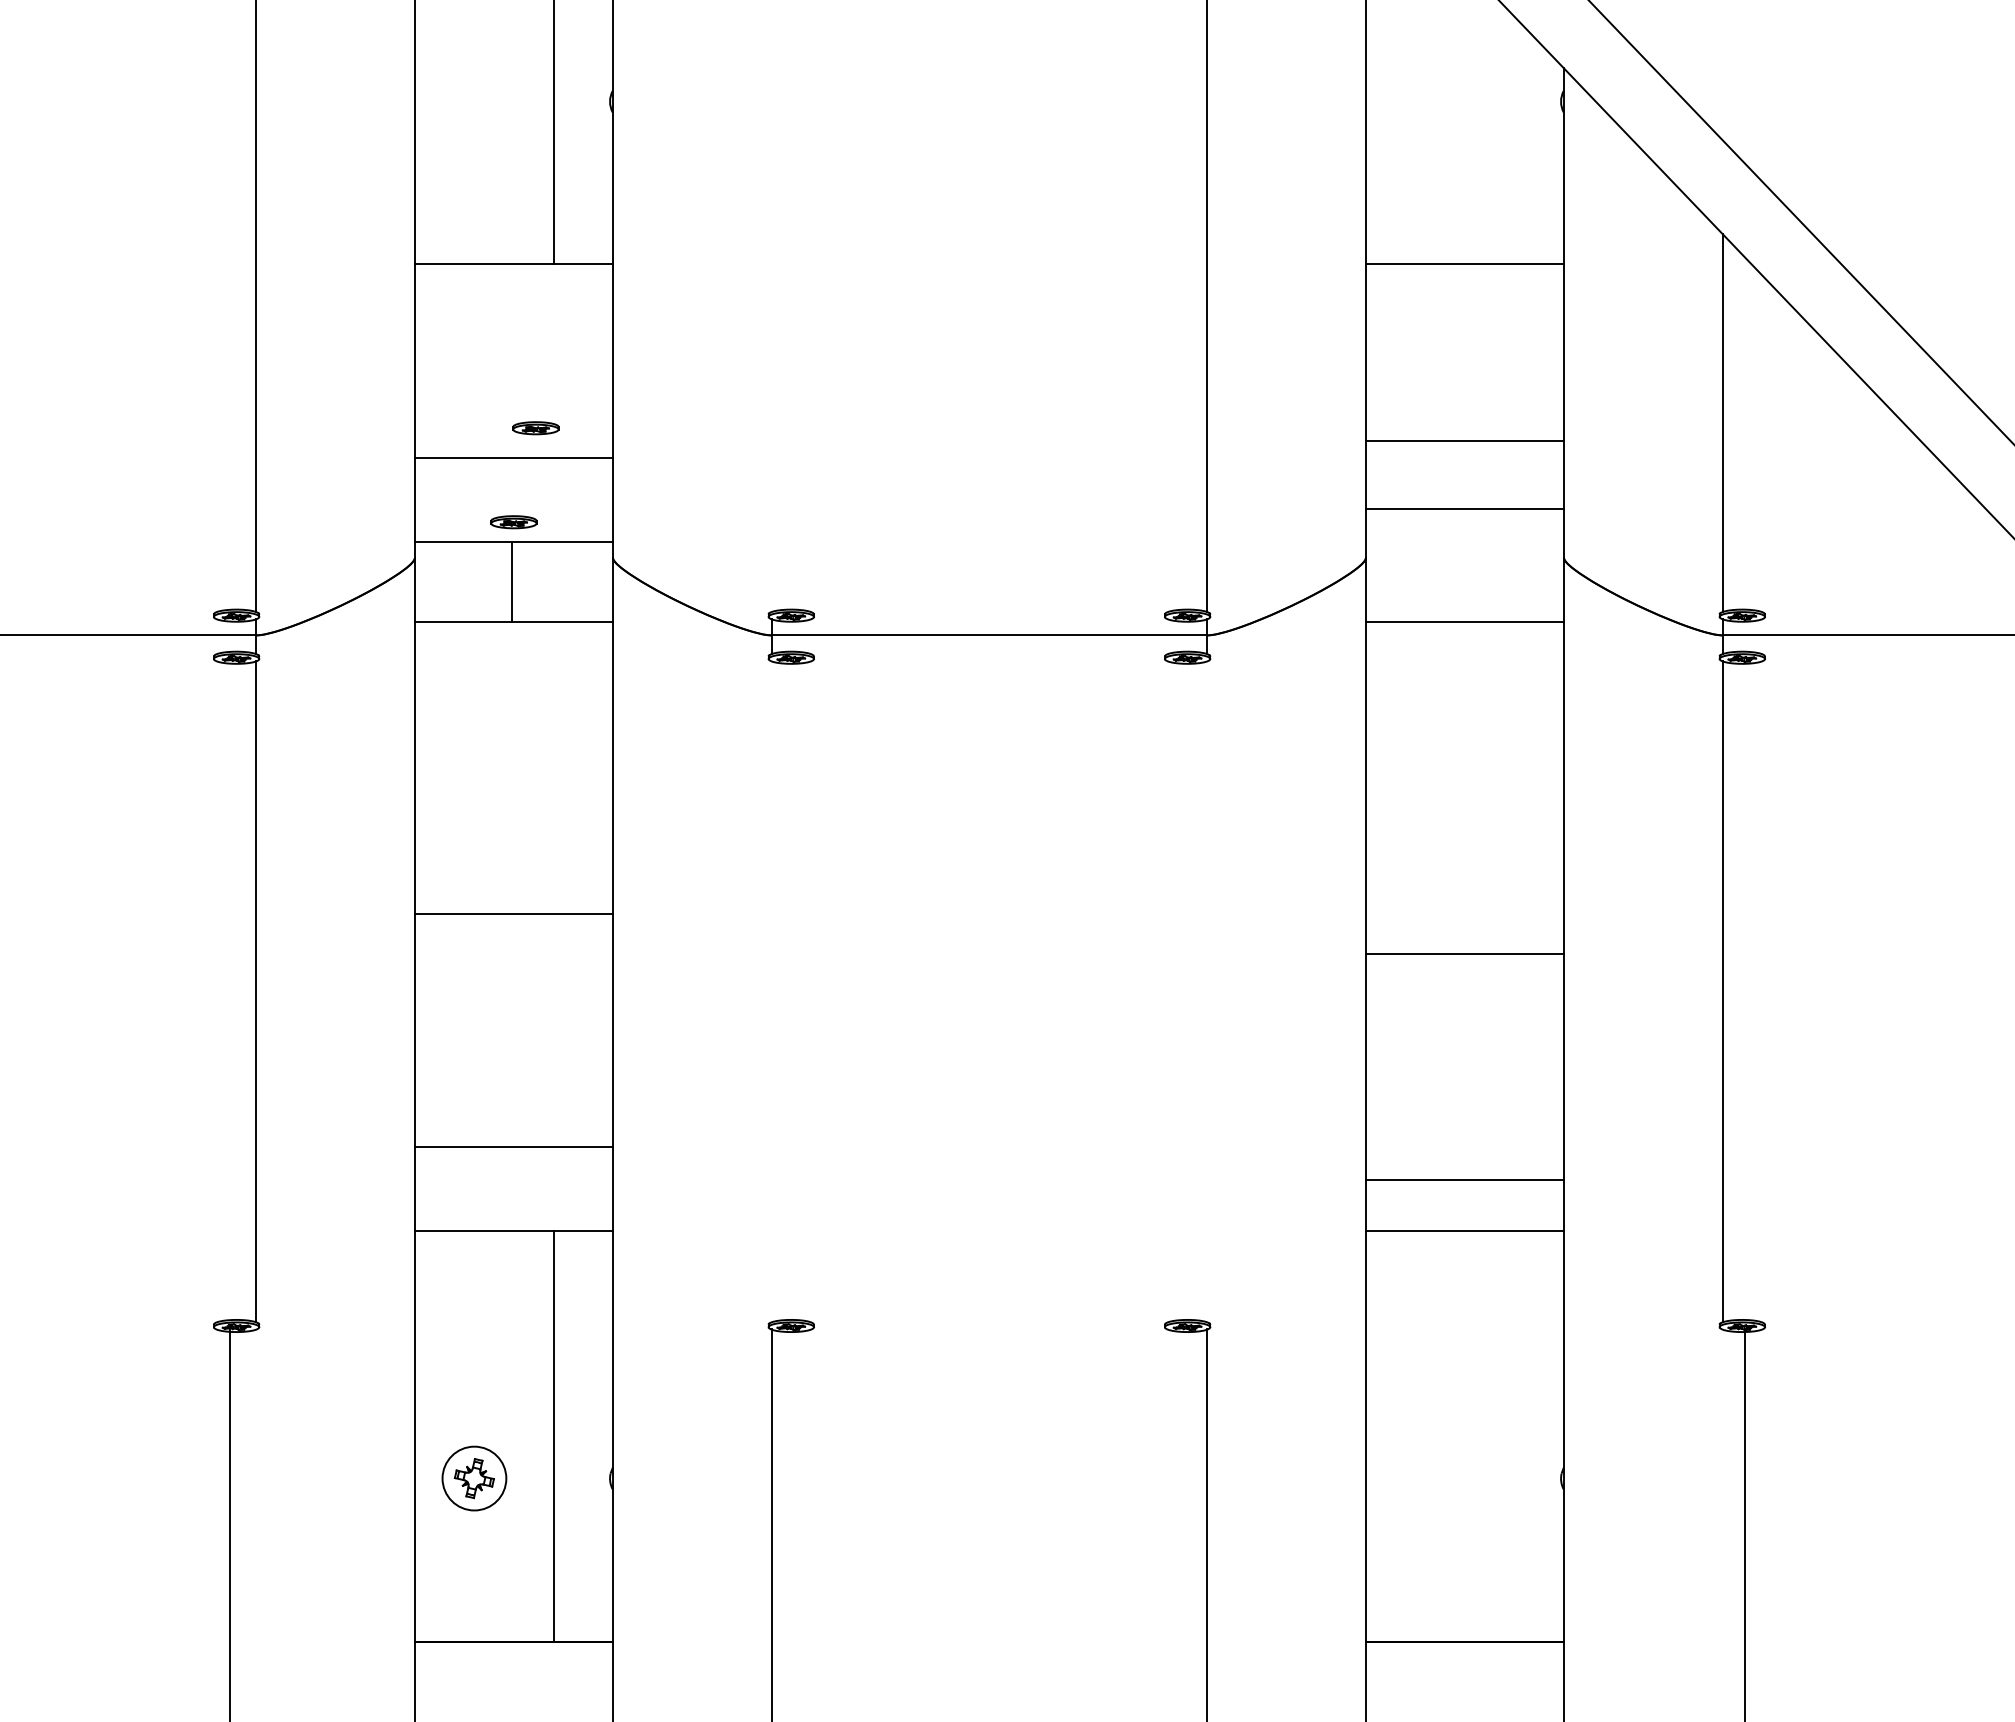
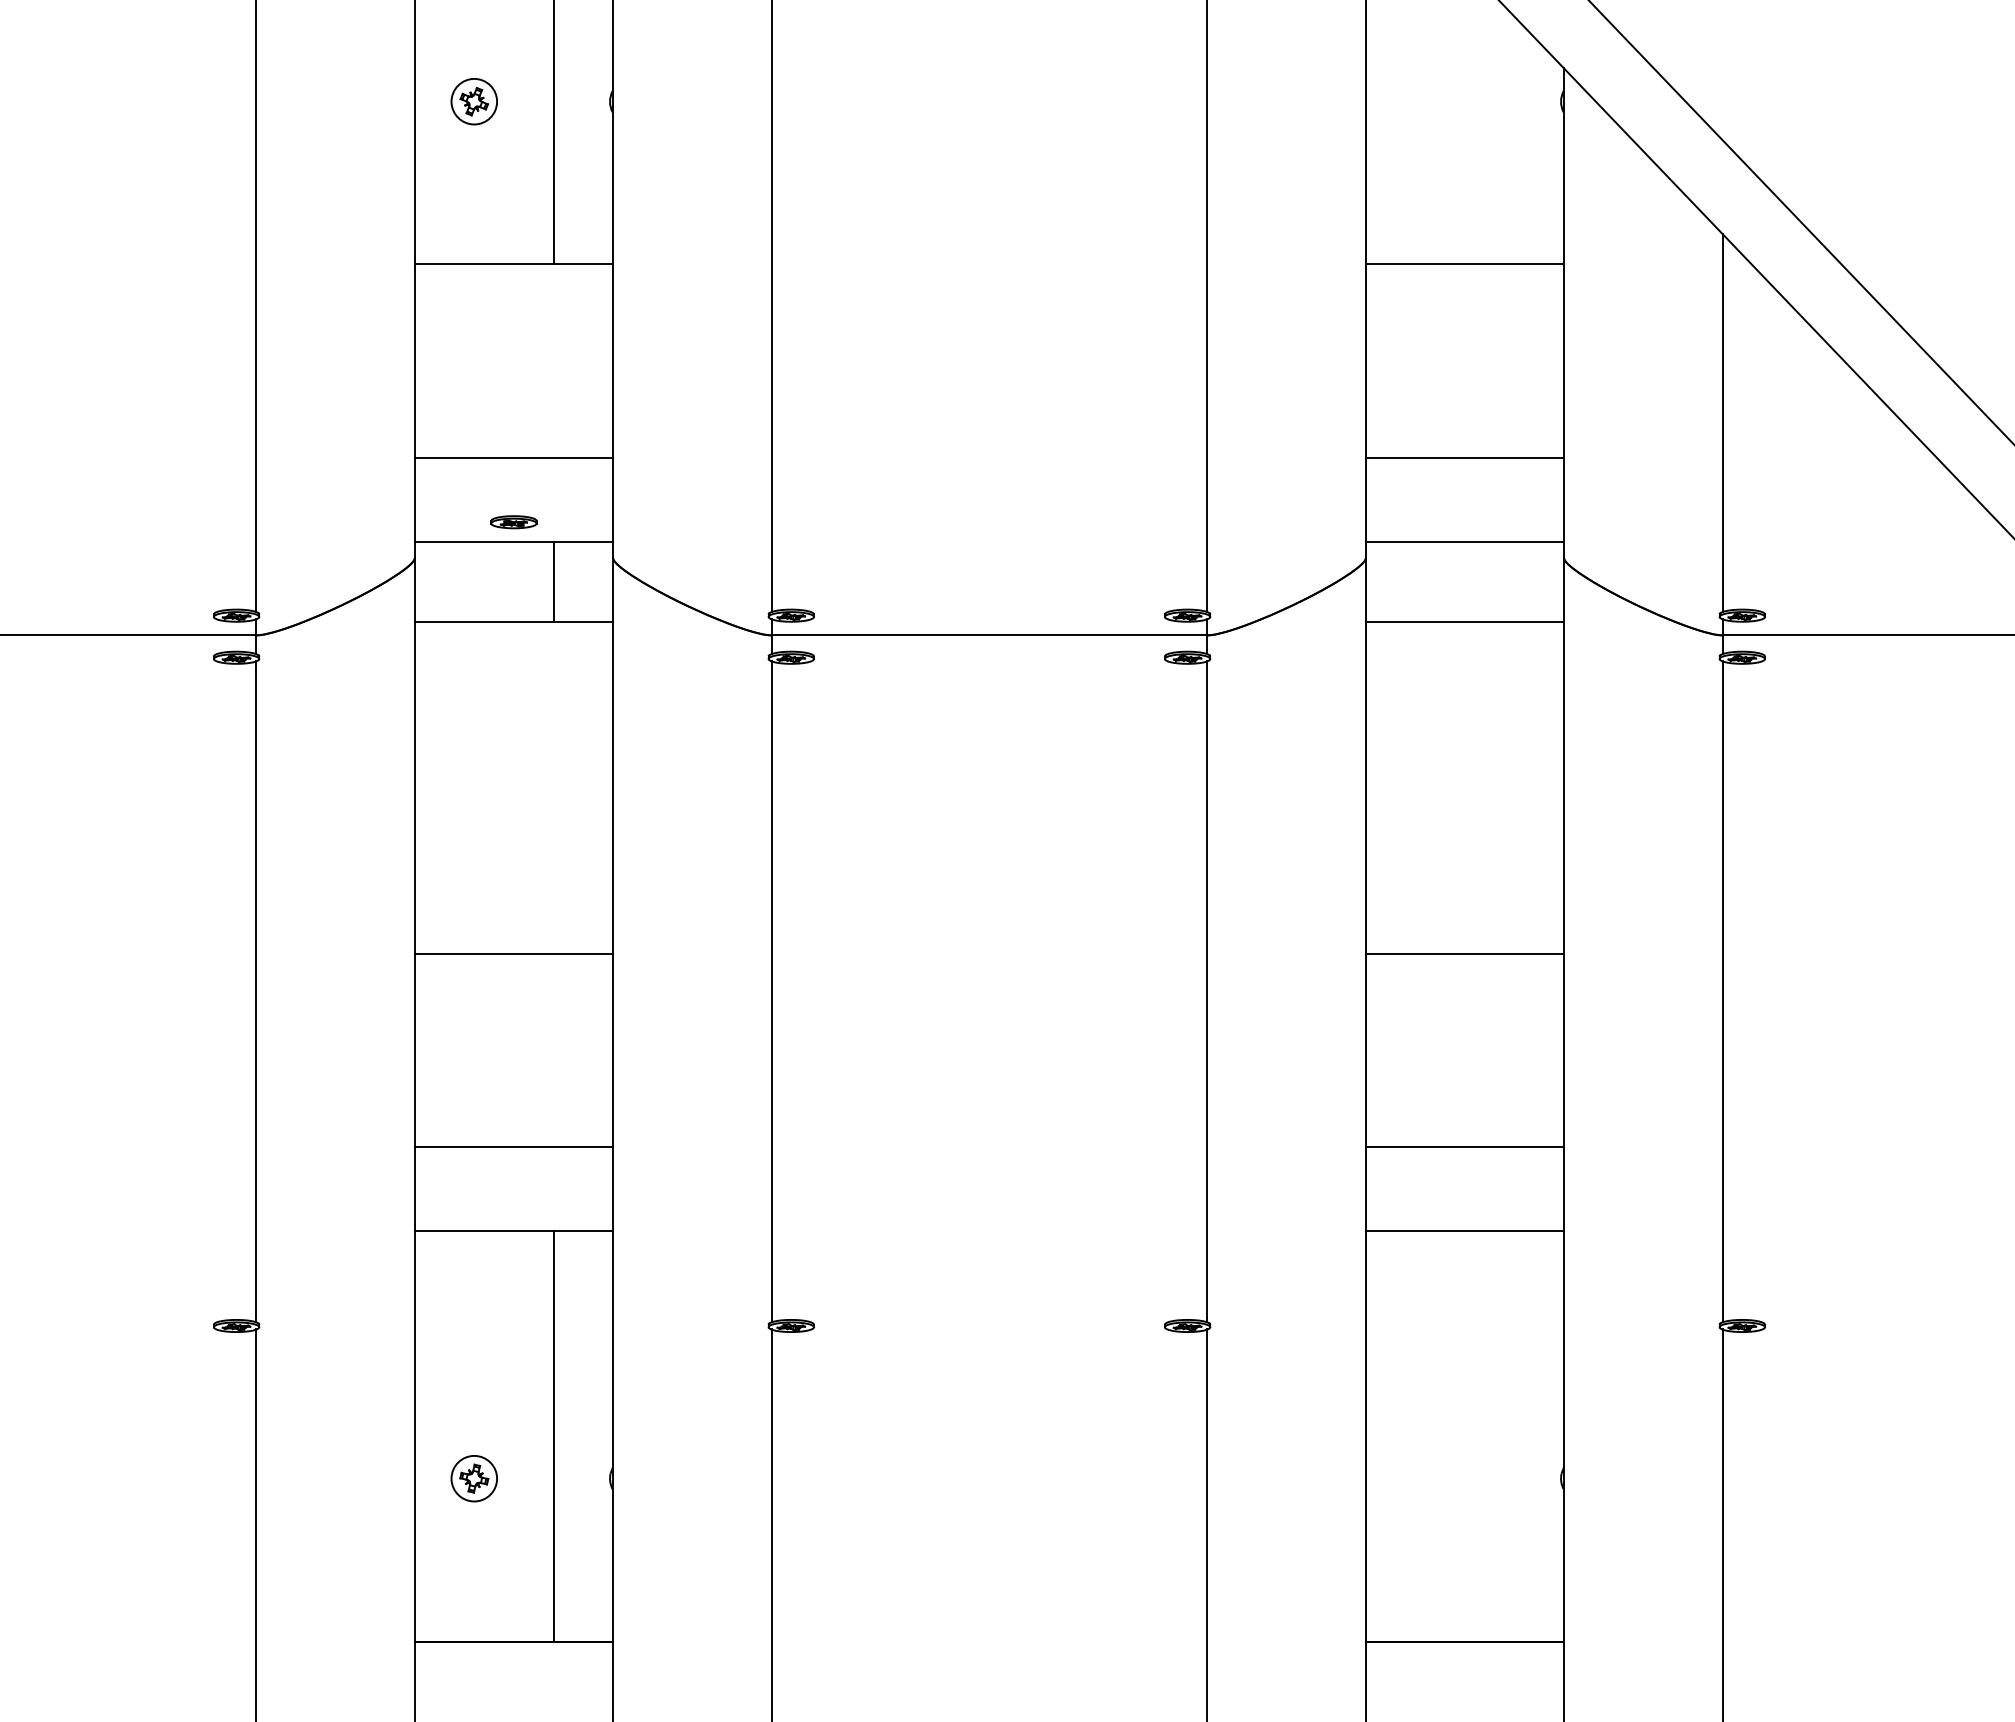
part: none -> present (473, 101)
line: none -> present (771, 307)
part: present -> none (535, 428)
line position: (1464, 440) -> (1464, 457) (1464, 457)
line position: (1464, 509) -> (1464, 542) (1464, 542)
line position: (511, 582) -> (553, 582) (553, 582)
line position: (513, 913) -> (513, 953) (513, 953)
line: none -> present (771, 991)
line: none -> present (1207, 991)
line position: (1464, 1180) -> (1464, 1147) (1464, 1147)
part size: 67x67 px -> 48x48 px (473, 1478)
line position: (230, 1523) -> (256, 1523) (256, 1523)
line position: (1744, 1523) -> (1722, 1523) (1722, 1523)
